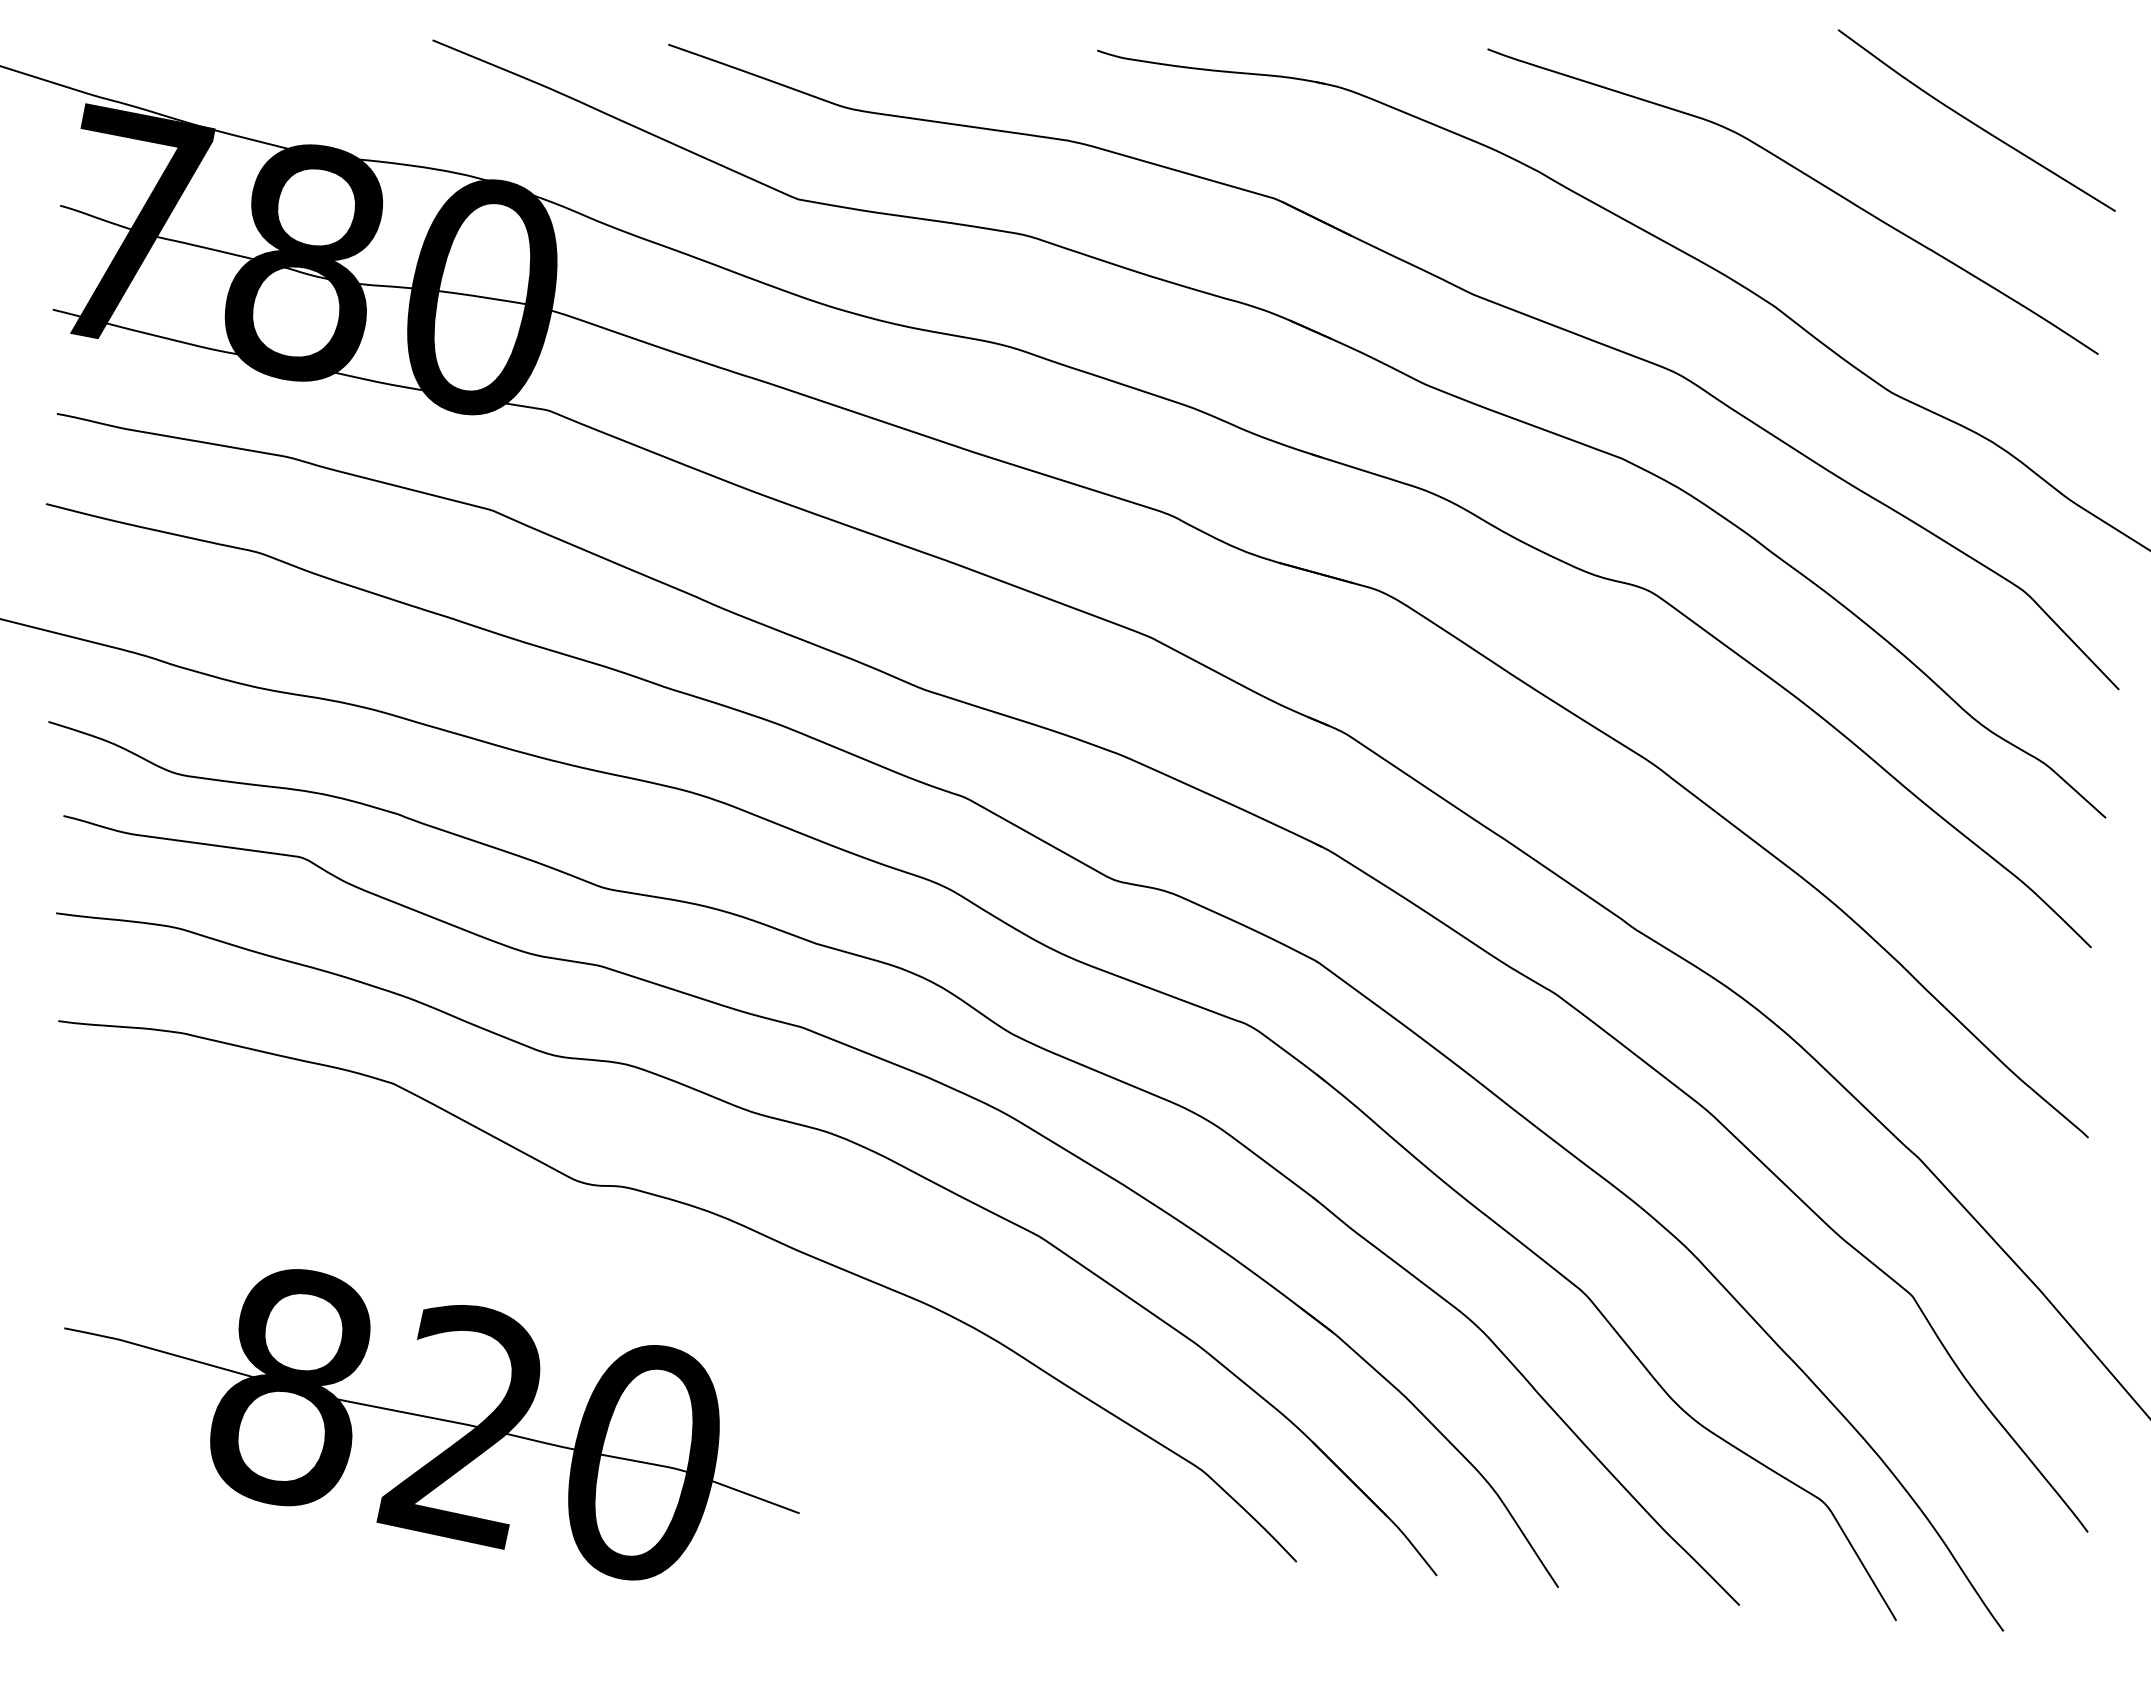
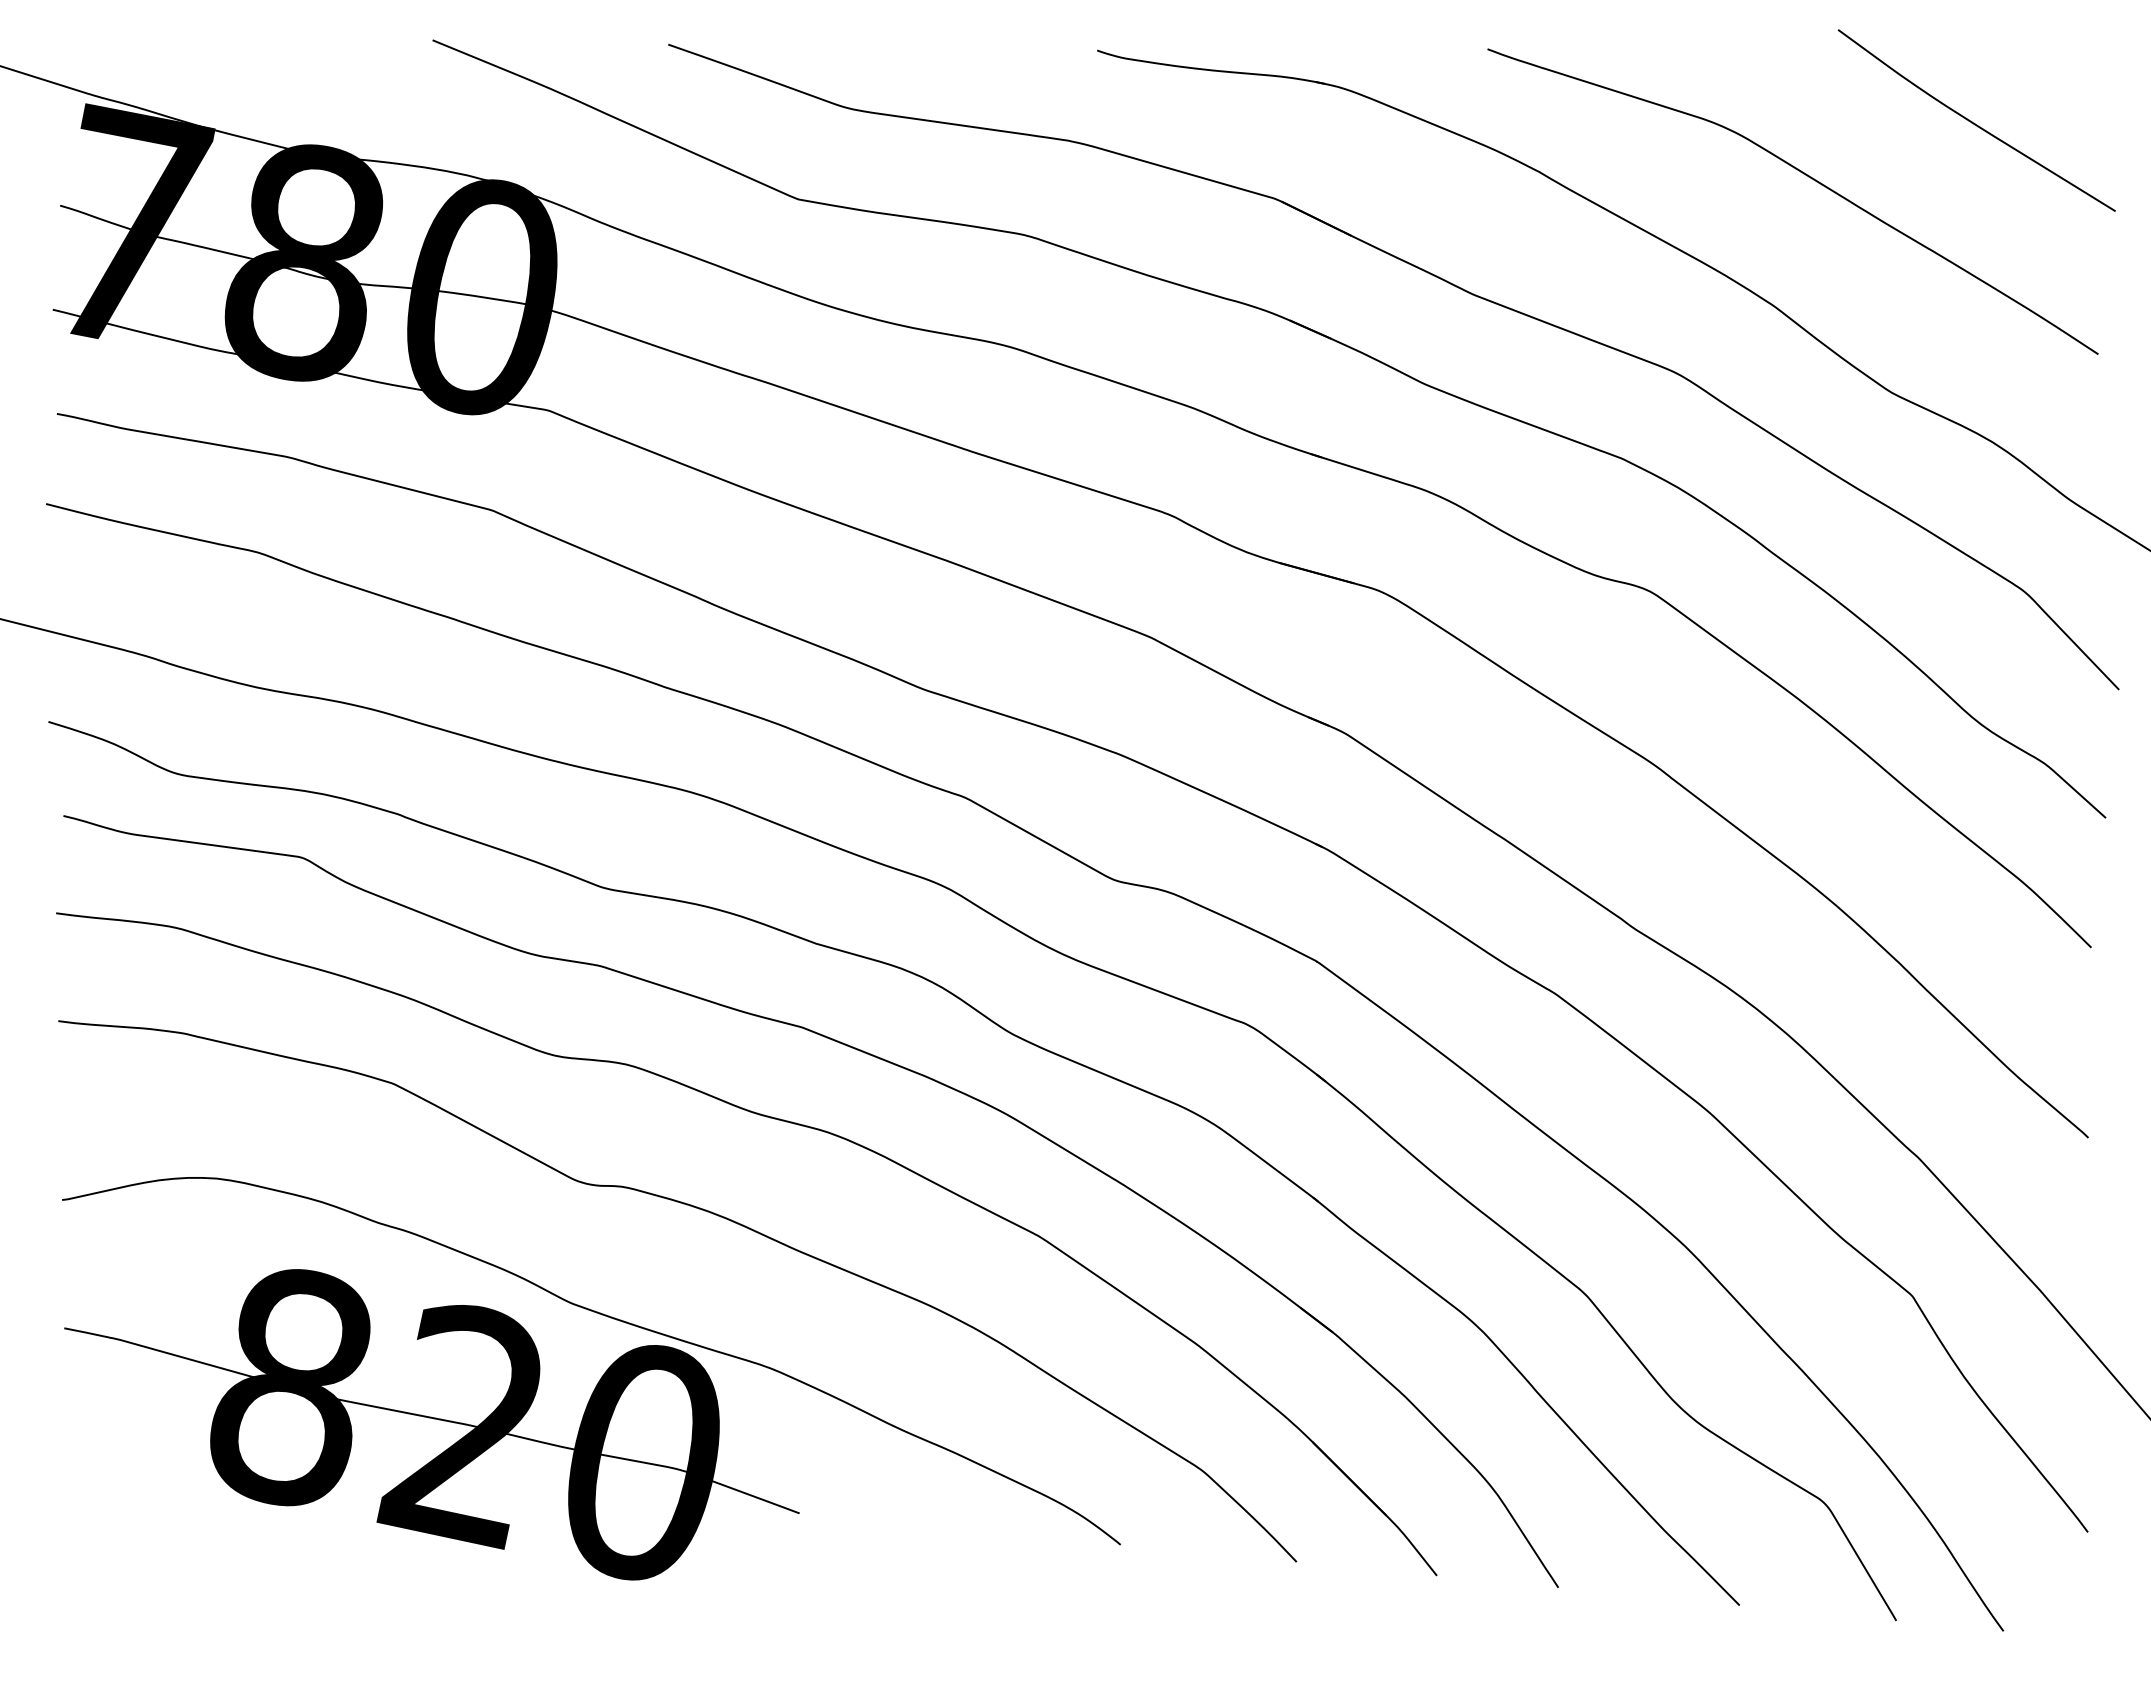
curve: none -> present (607, 1317)
